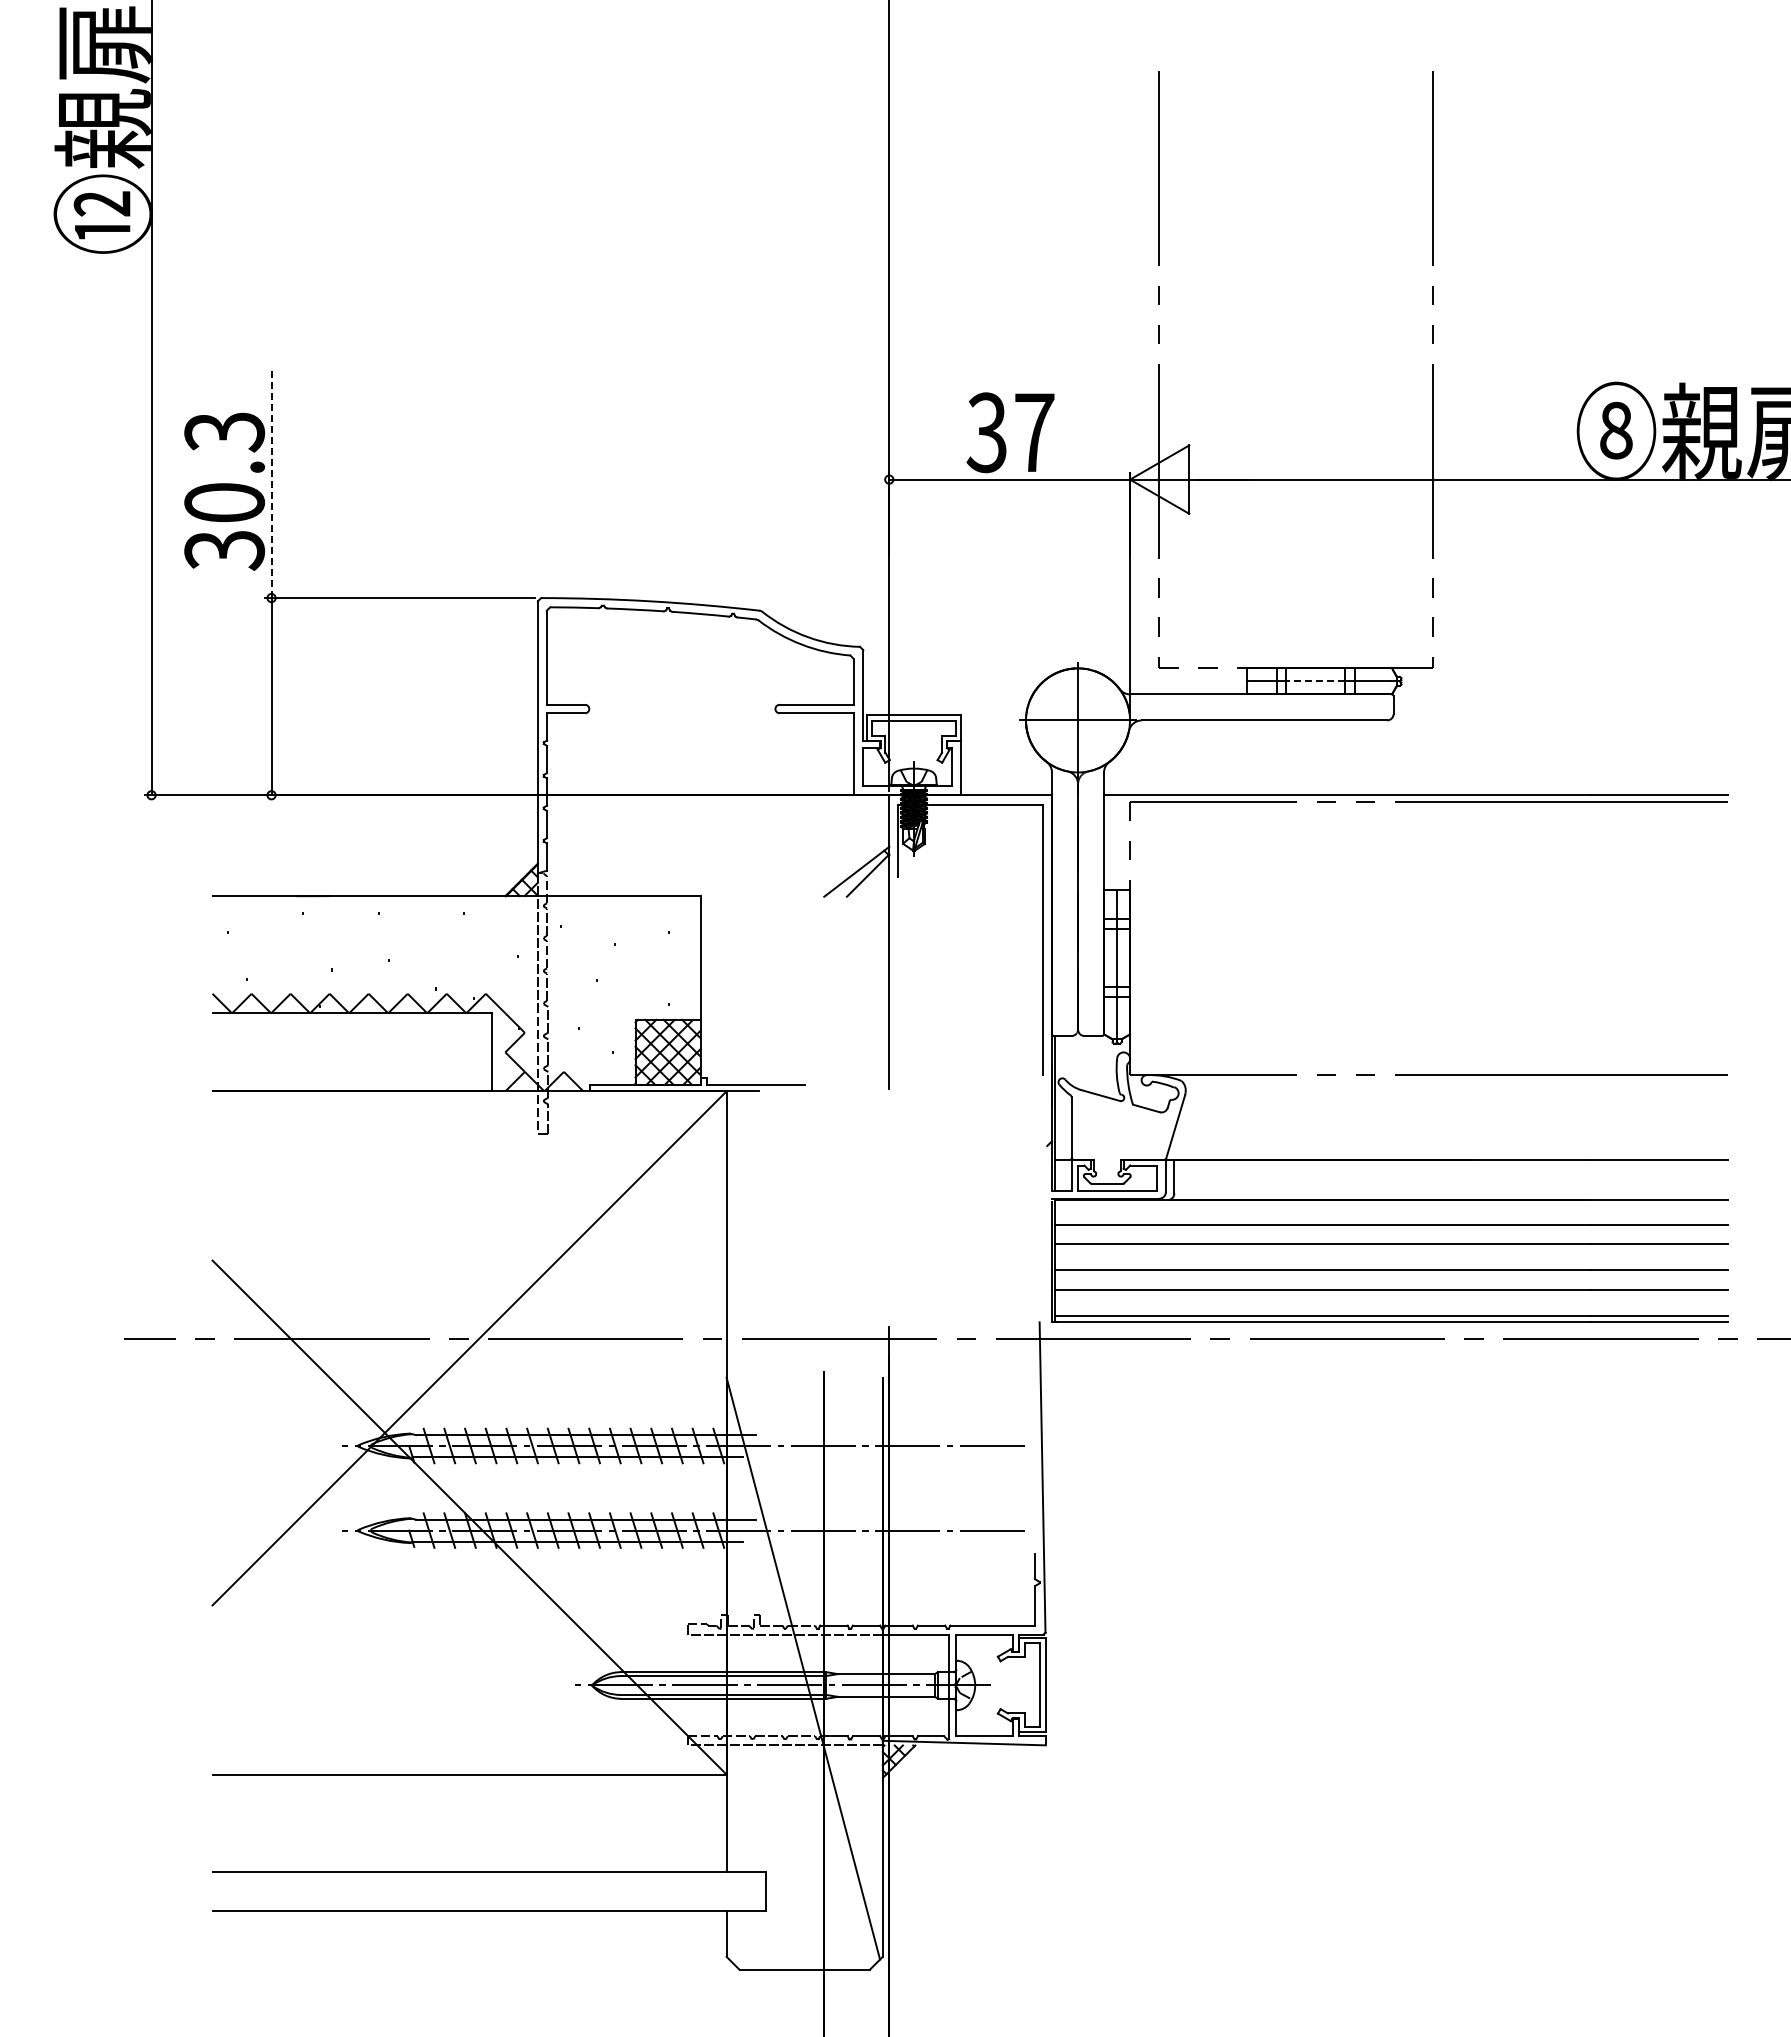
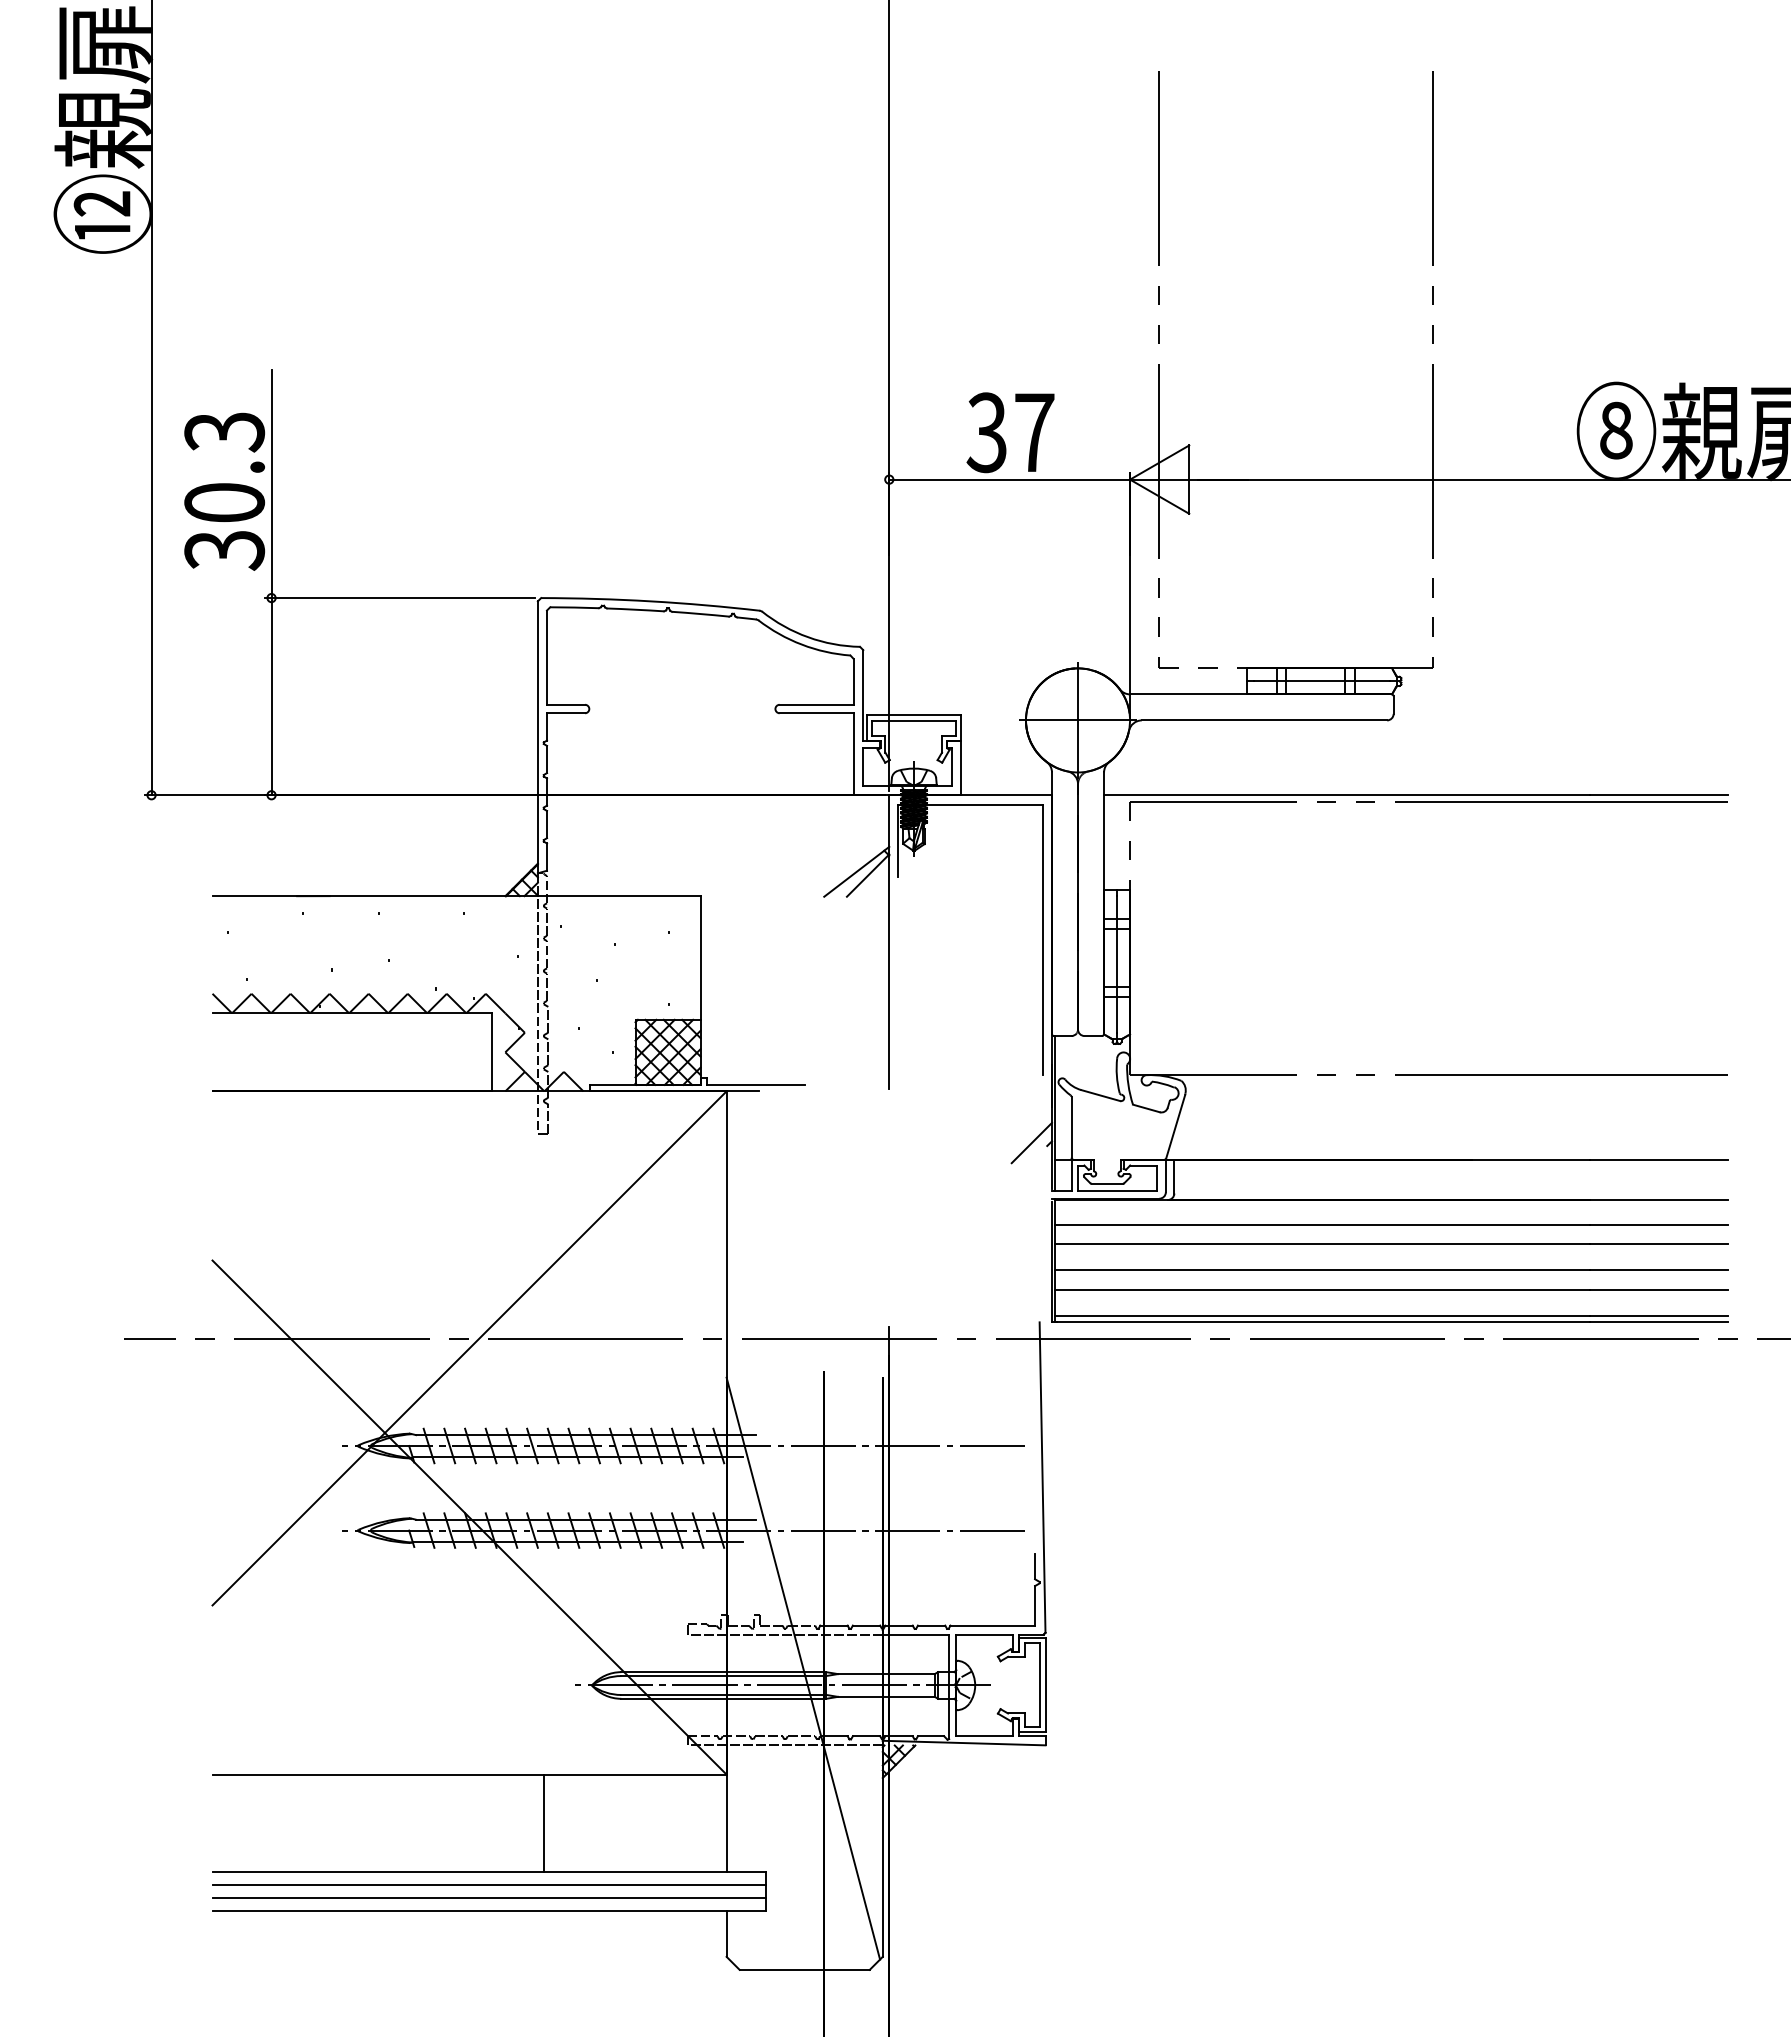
line: dashed -> solid (271, 484)
line: dashed -> solid (1315, 681)
line: none -> present (1031, 1142)
line: none -> present (544, 1823)
line: none -> present (488, 1885)
line: none -> present (488, 1898)
